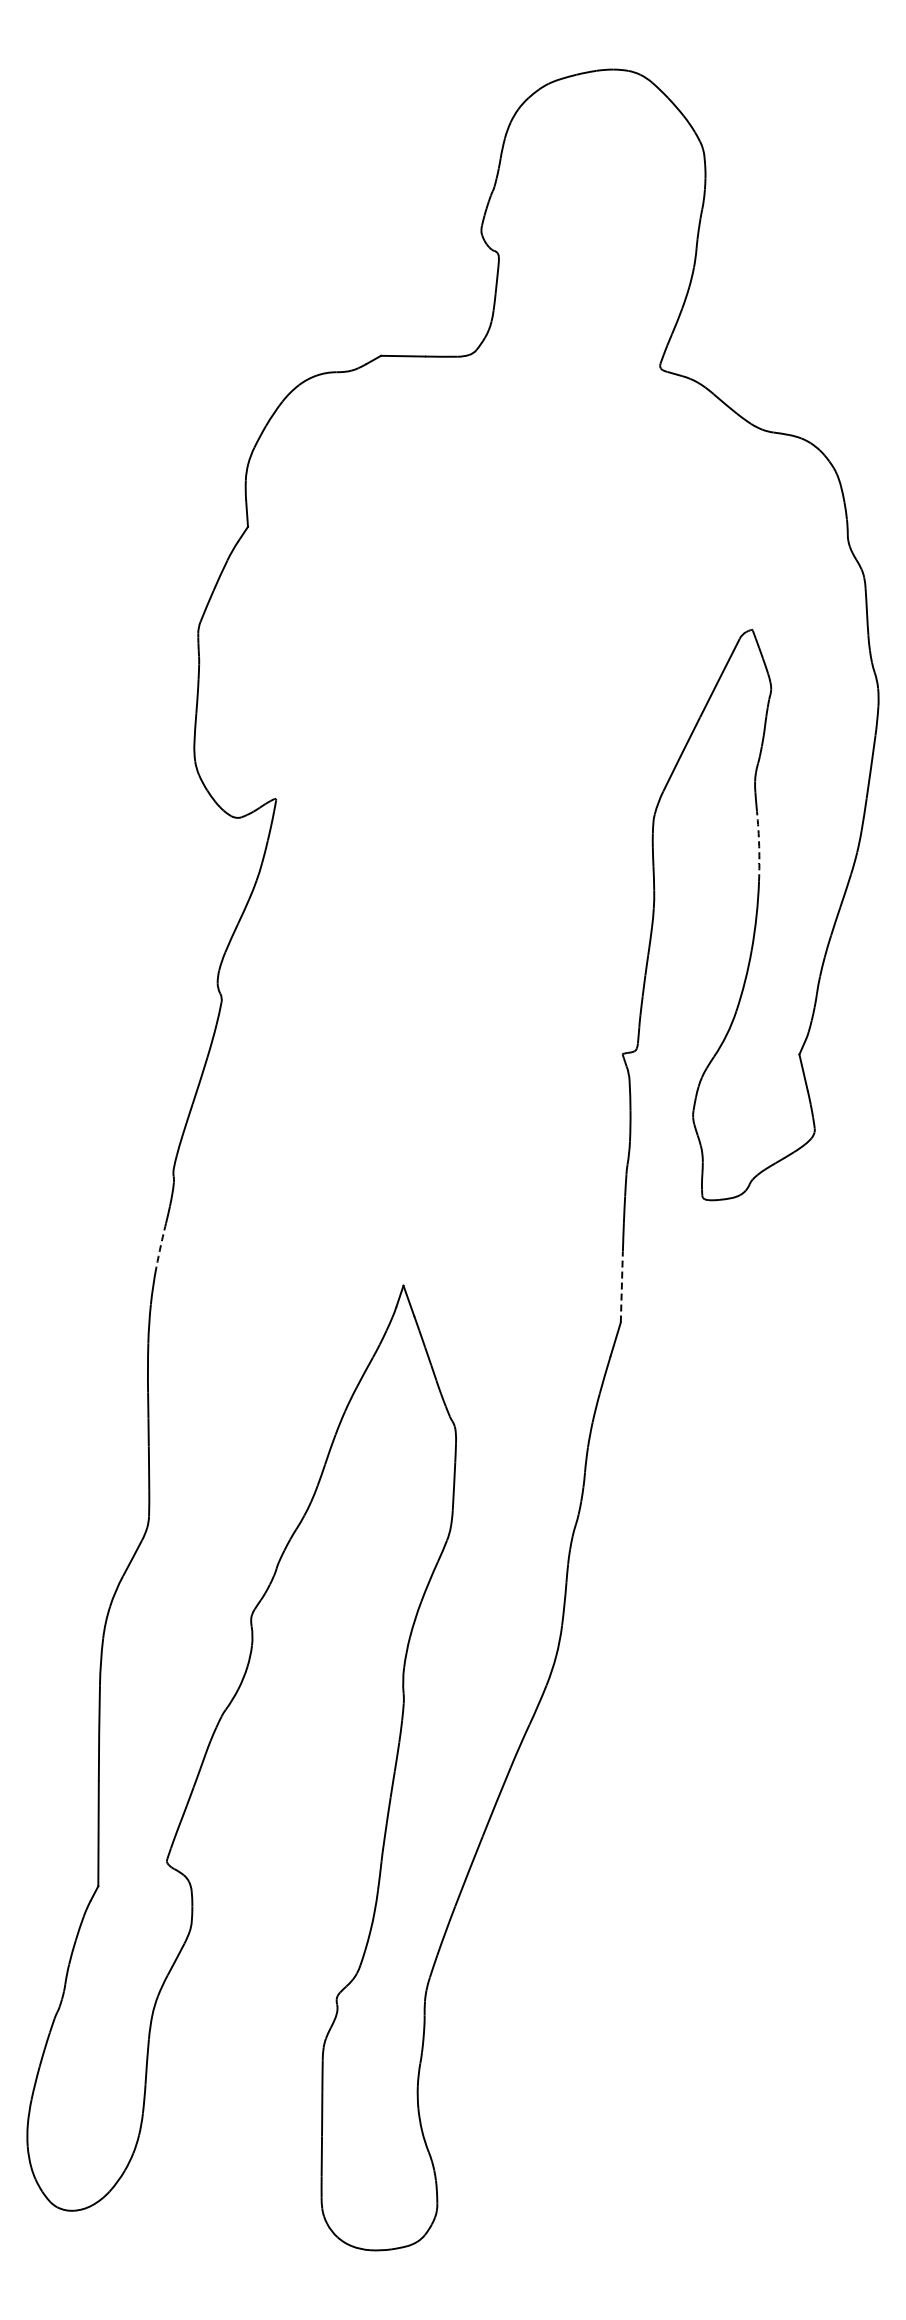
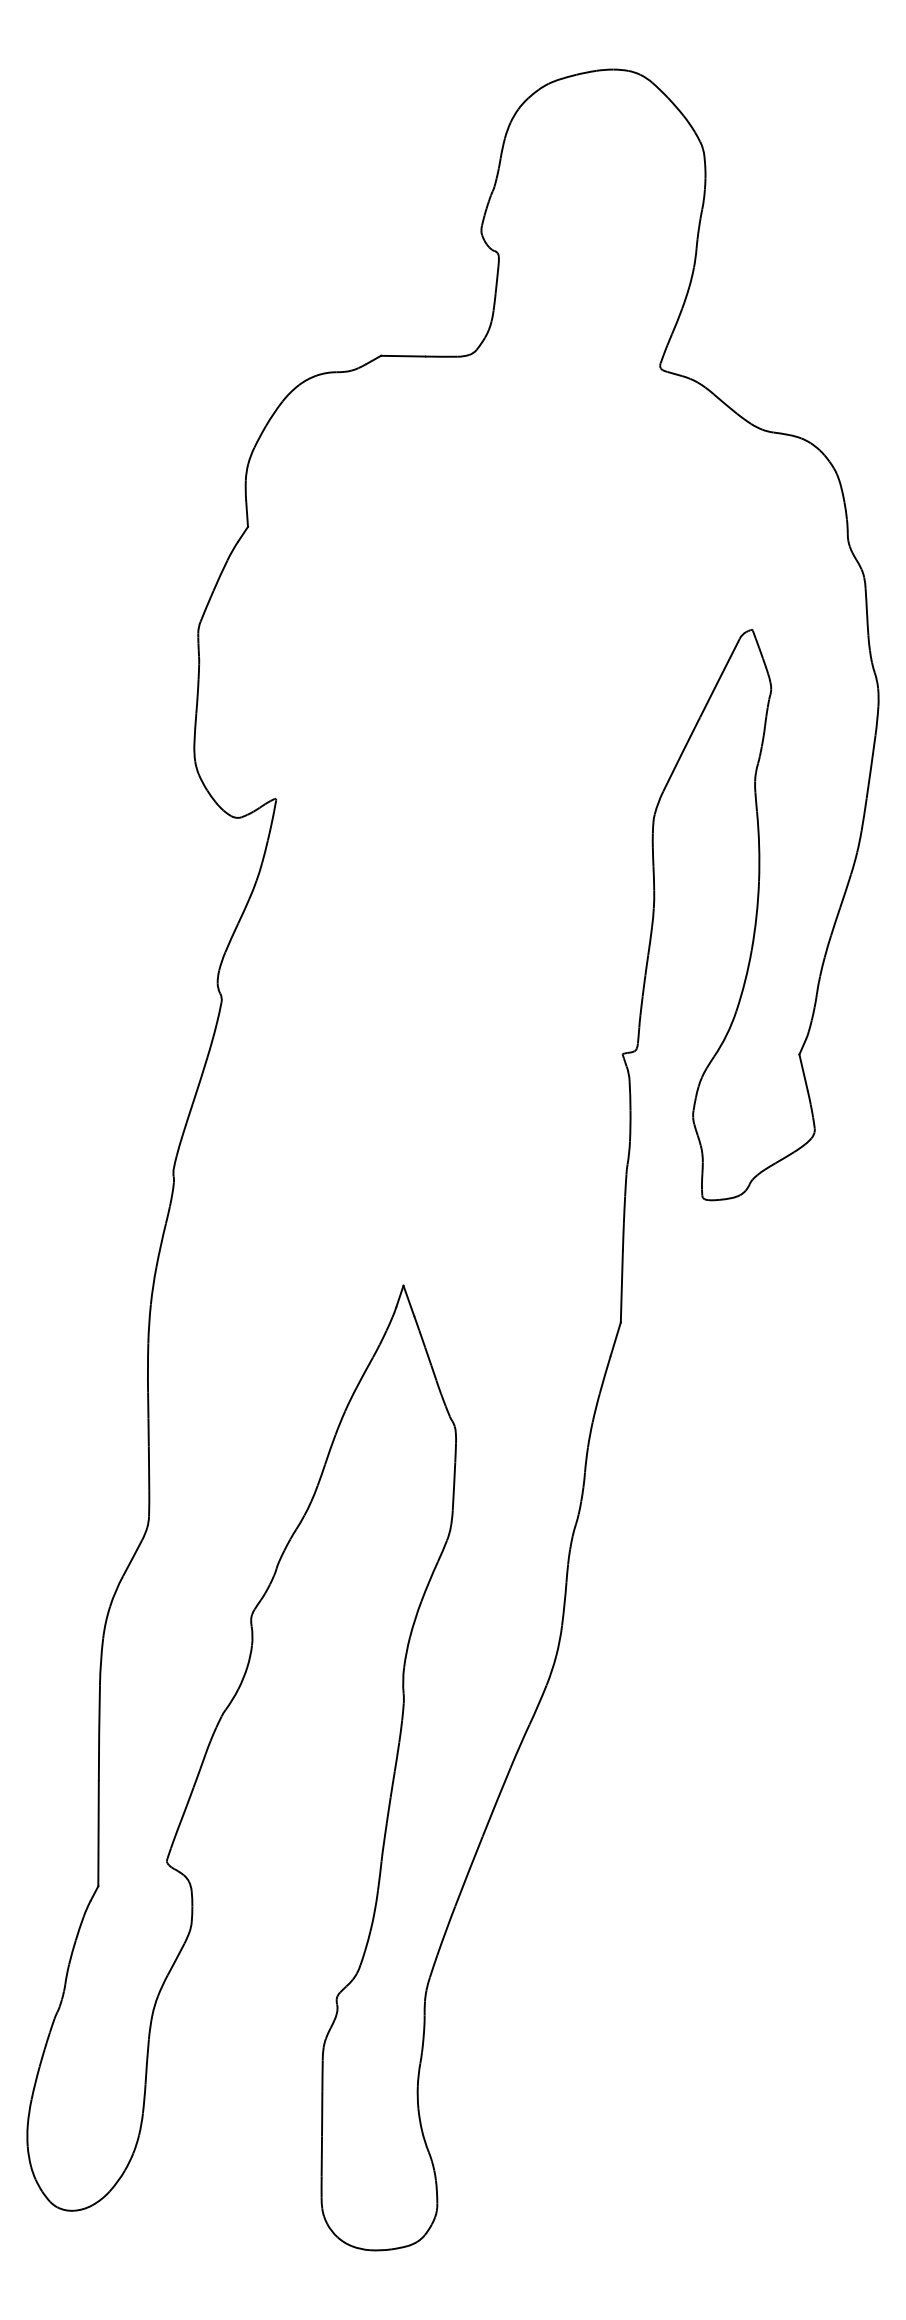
arc: dashed -> solid (759, 846)
arc: dashed -> solid (160, 1245)
line: dashed -> solid (621, 1287)
